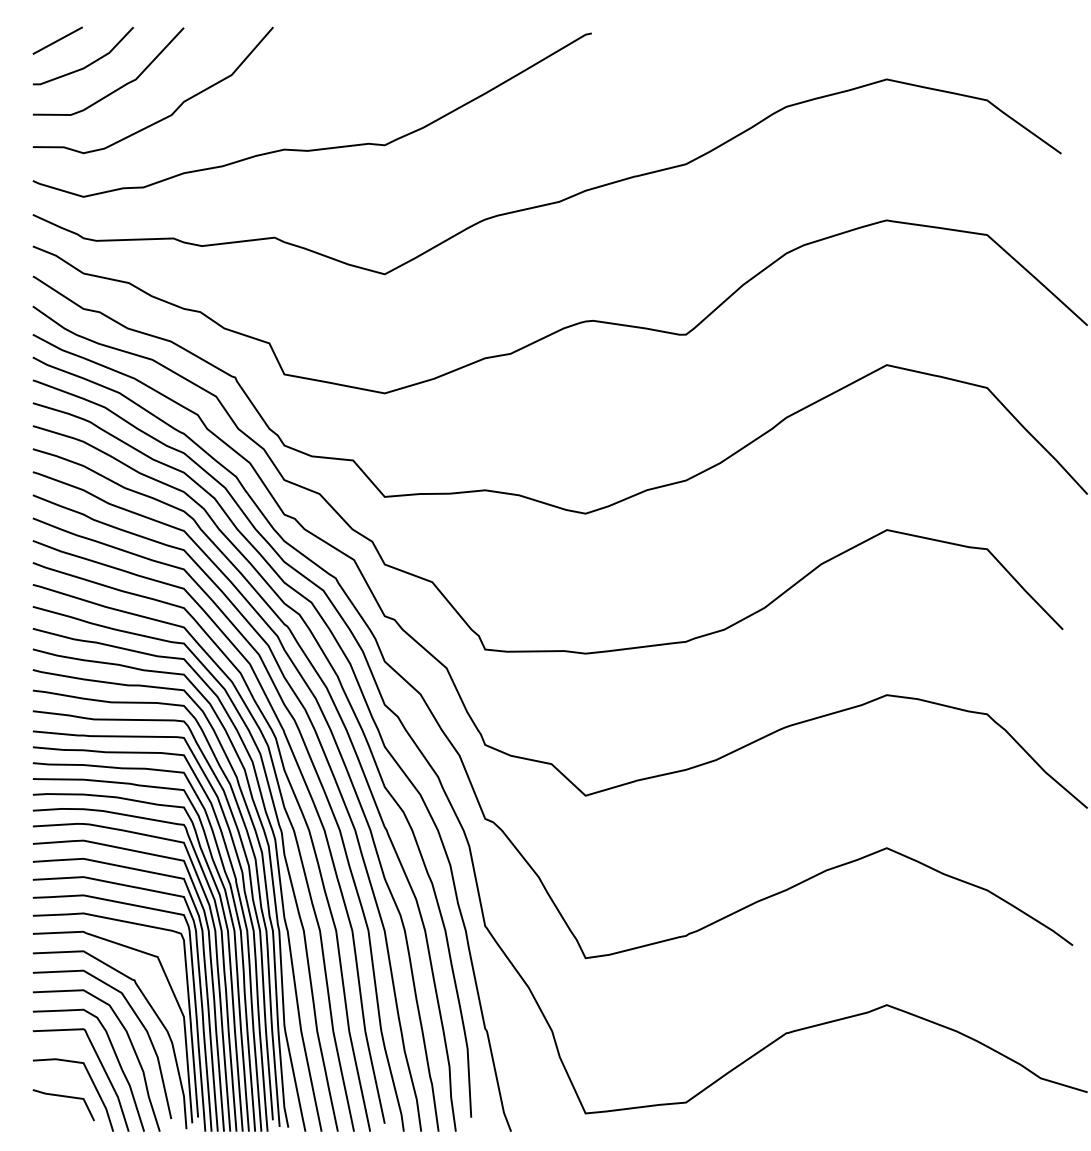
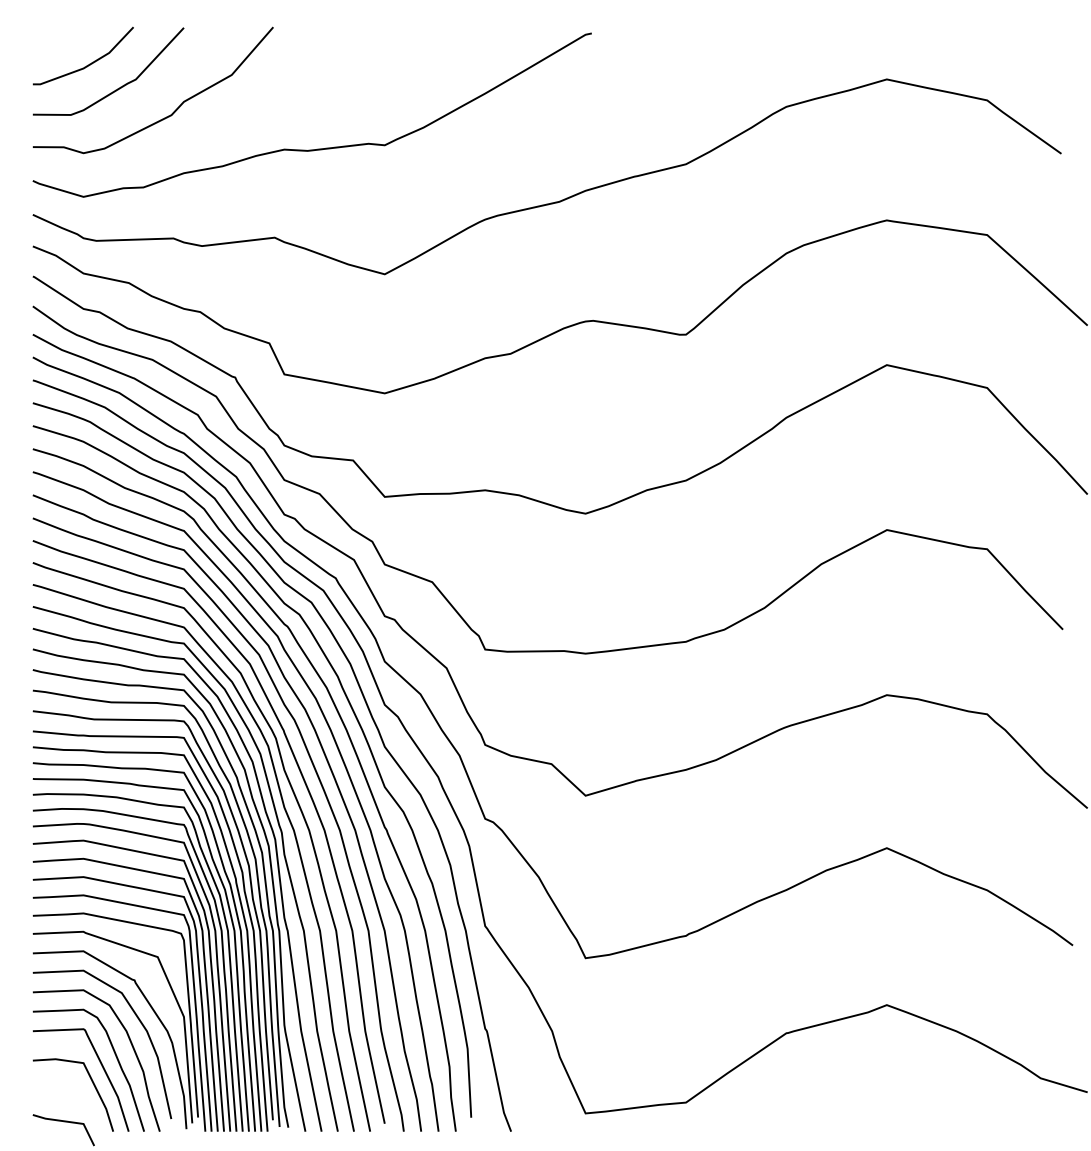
line: present -> none (57, 40)
line position: (63, 1097) -> (63, 1122) (63, 1122)
